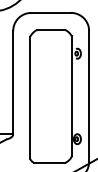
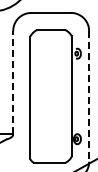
line: solid -> dashed (13, 82)
line: solid -> dashed (89, 96)
